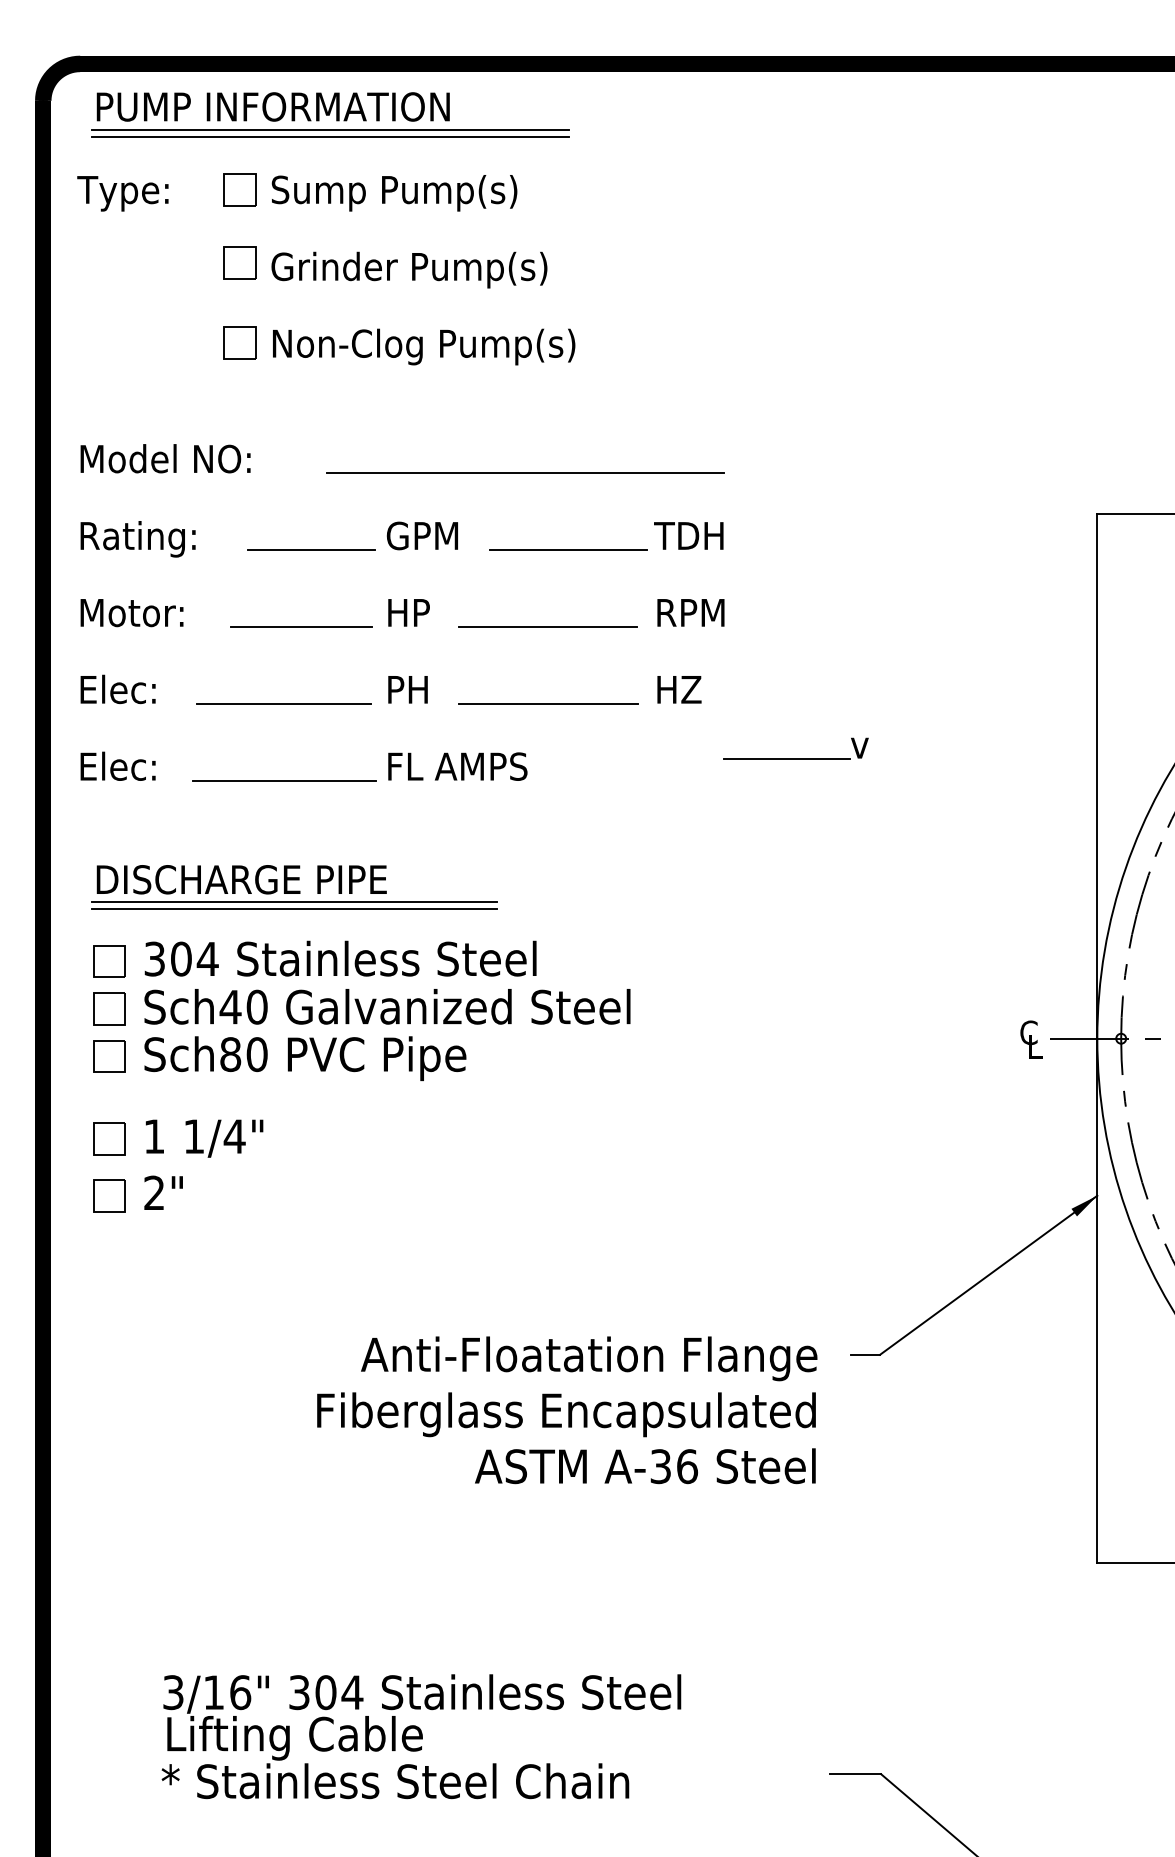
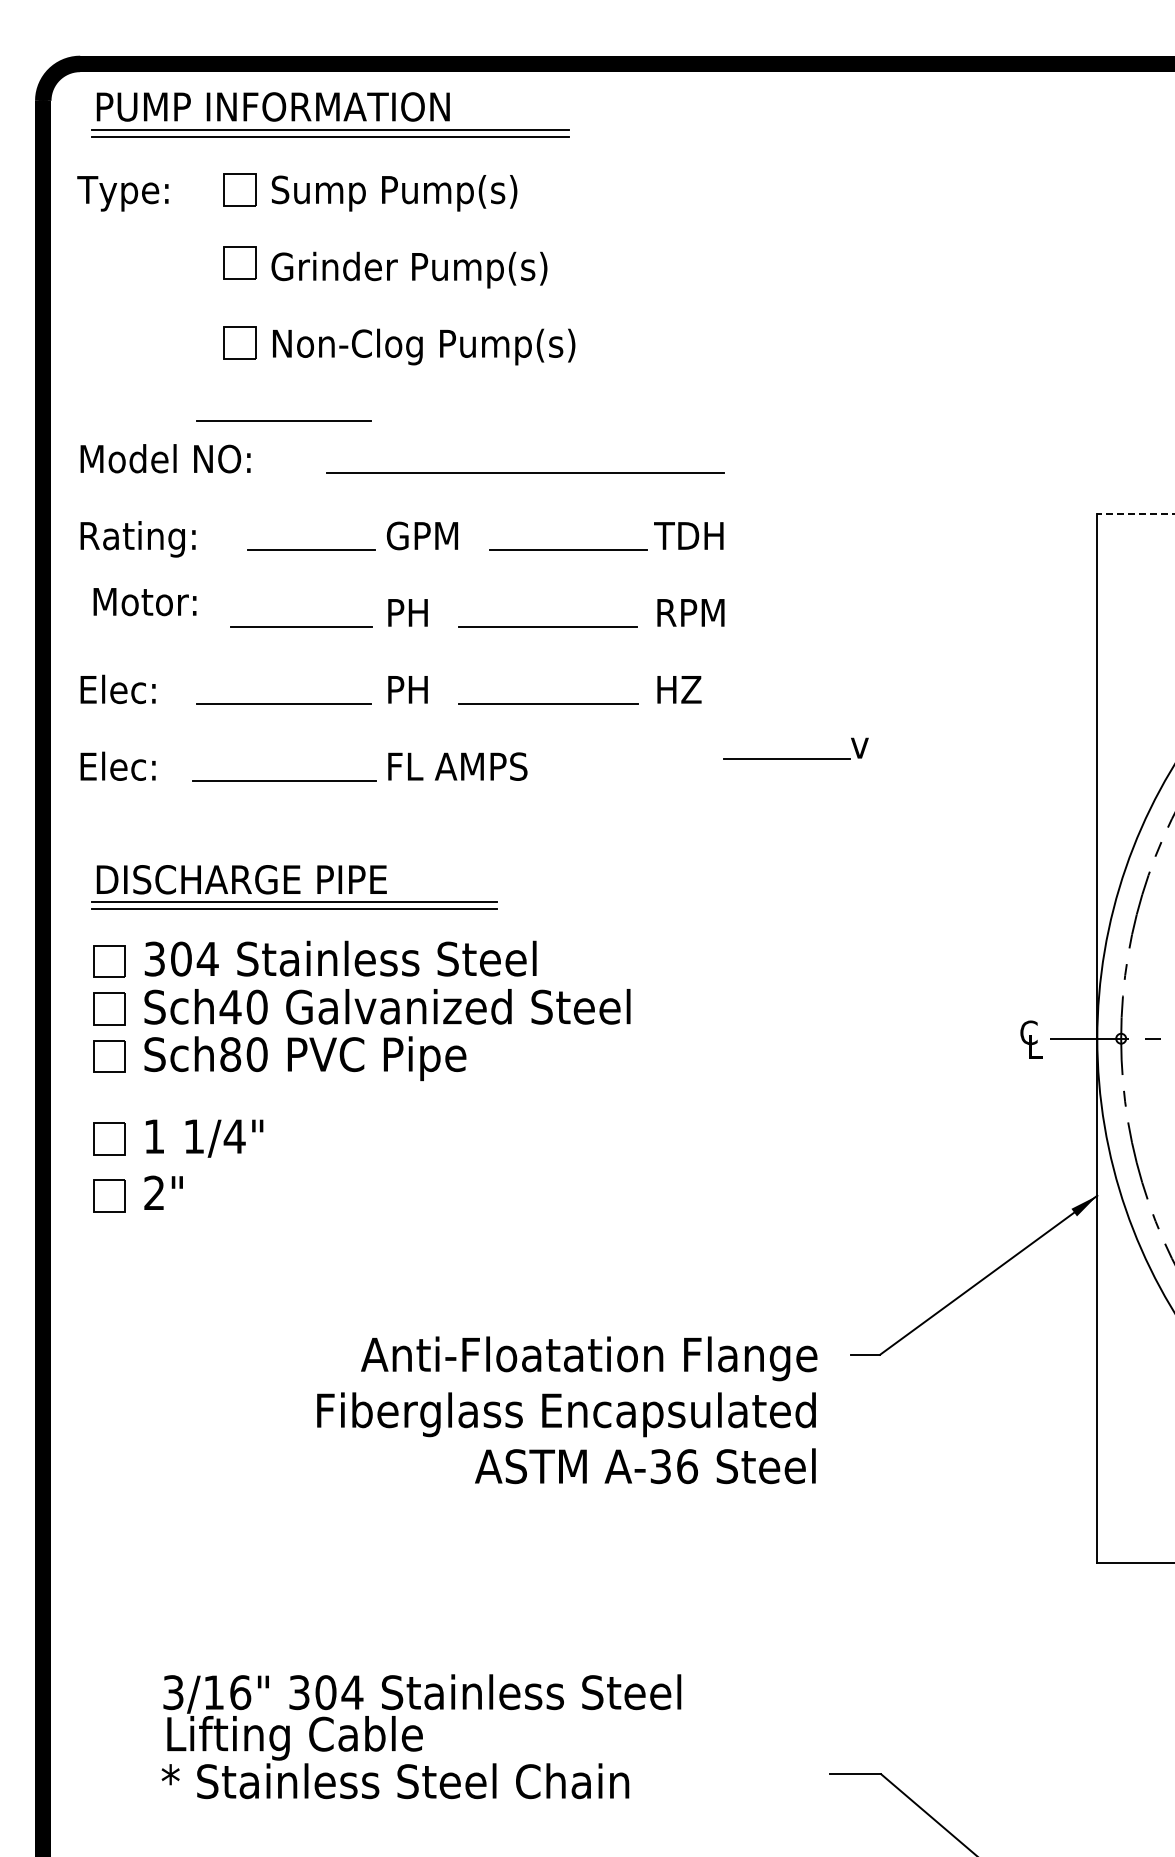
line: none -> present (283, 420)
line: solid -> dashed (1135, 514)
text: HP -> PH (410, 612)
text position: (131, 613) -> (144, 602) (144, 602)
